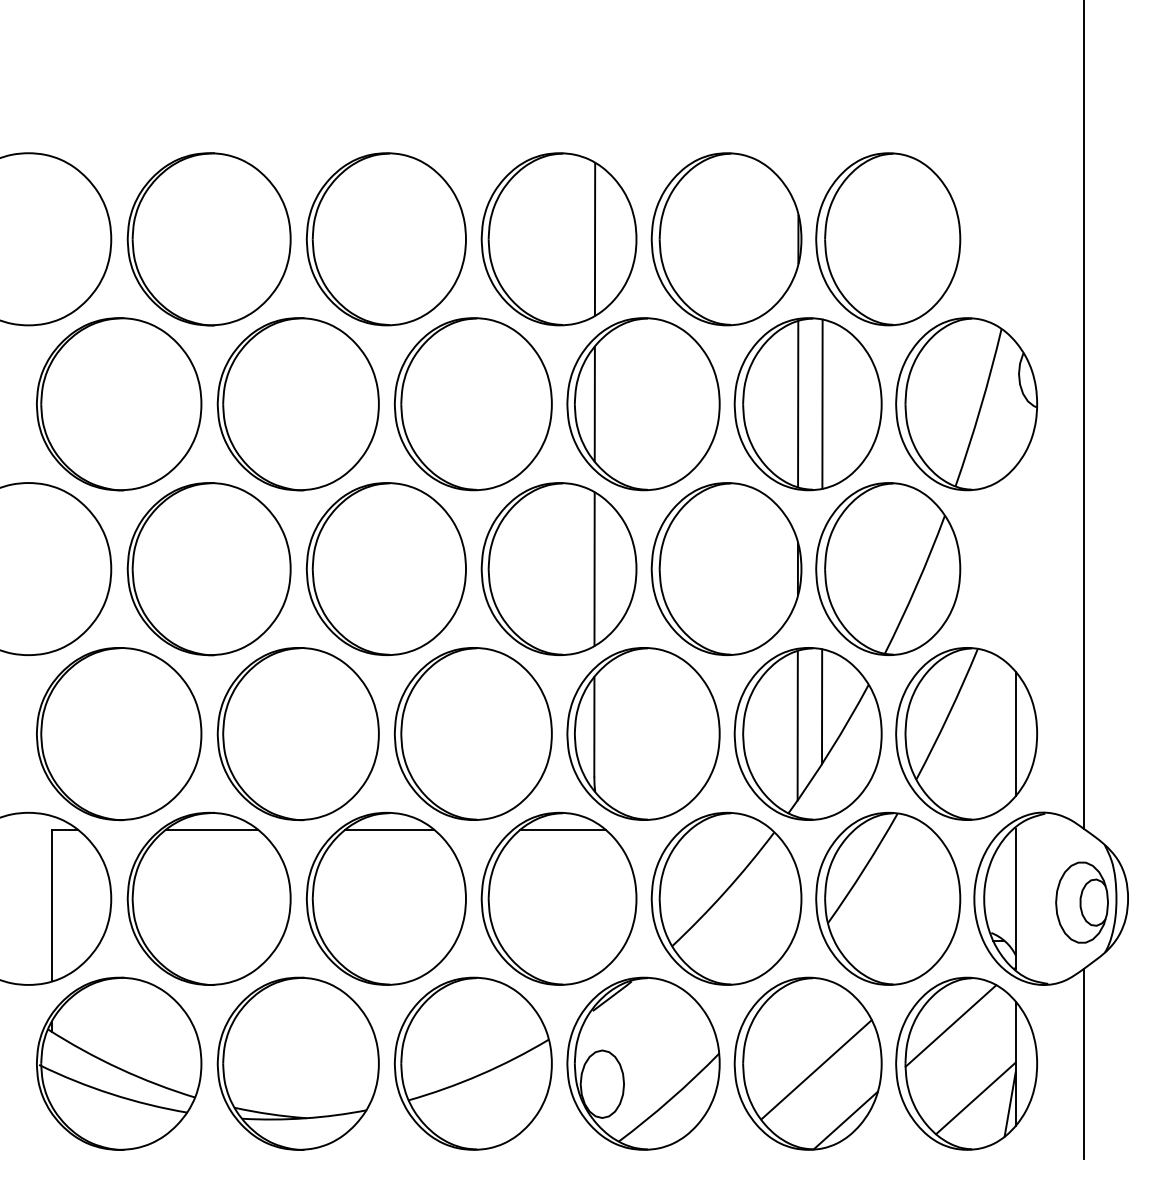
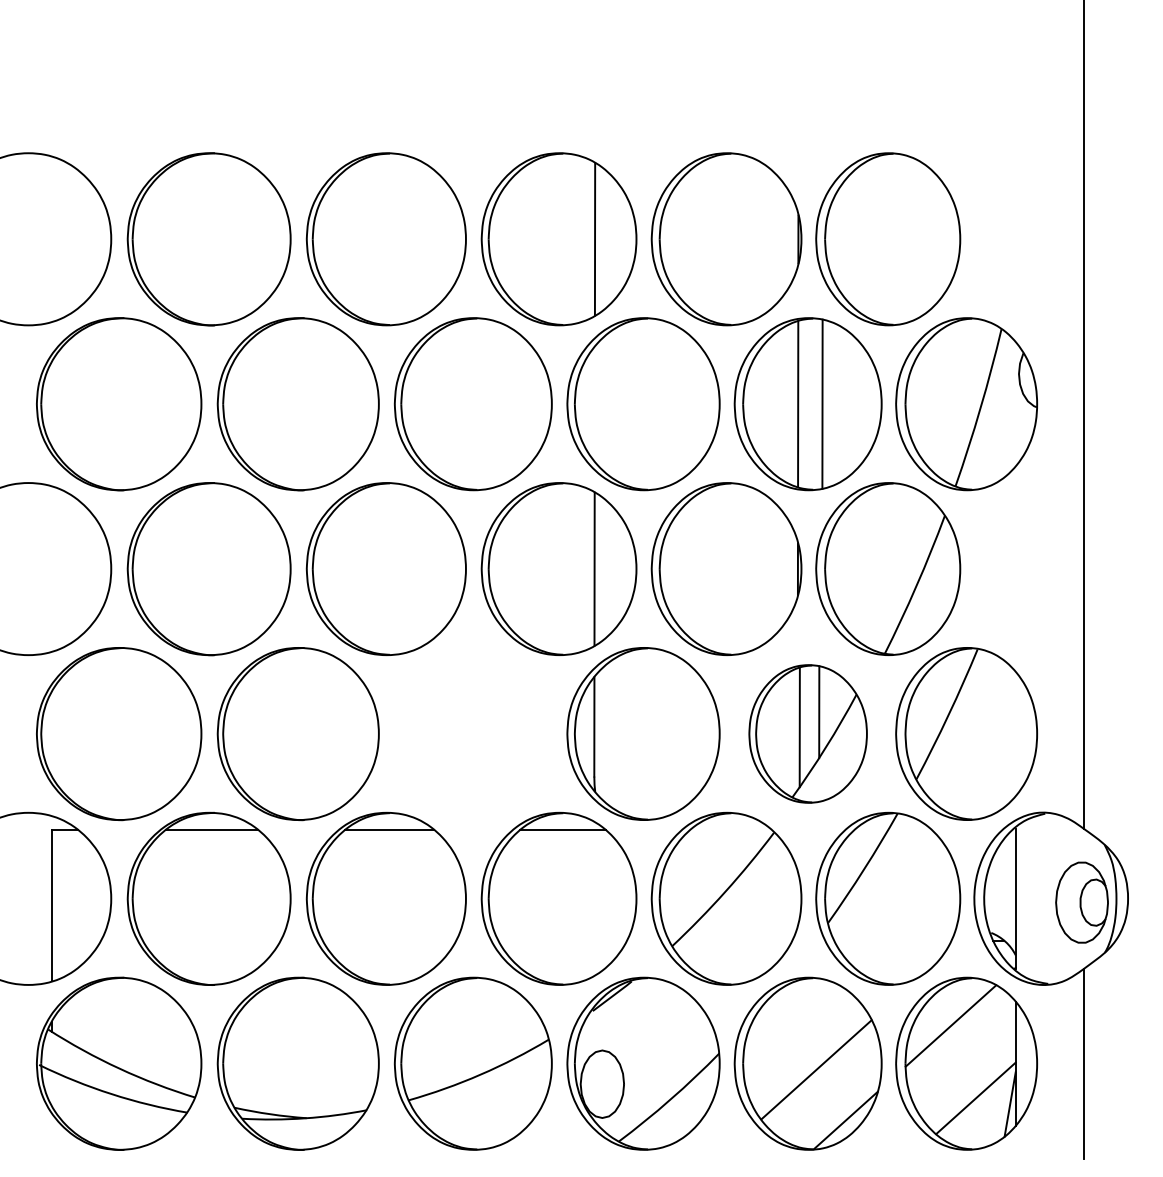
line: present -> none (594, 403)
part: present -> none (472, 733)
part size: 150x174 px -> 120x140 px (807, 733)
line: present -> none (1015, 733)
